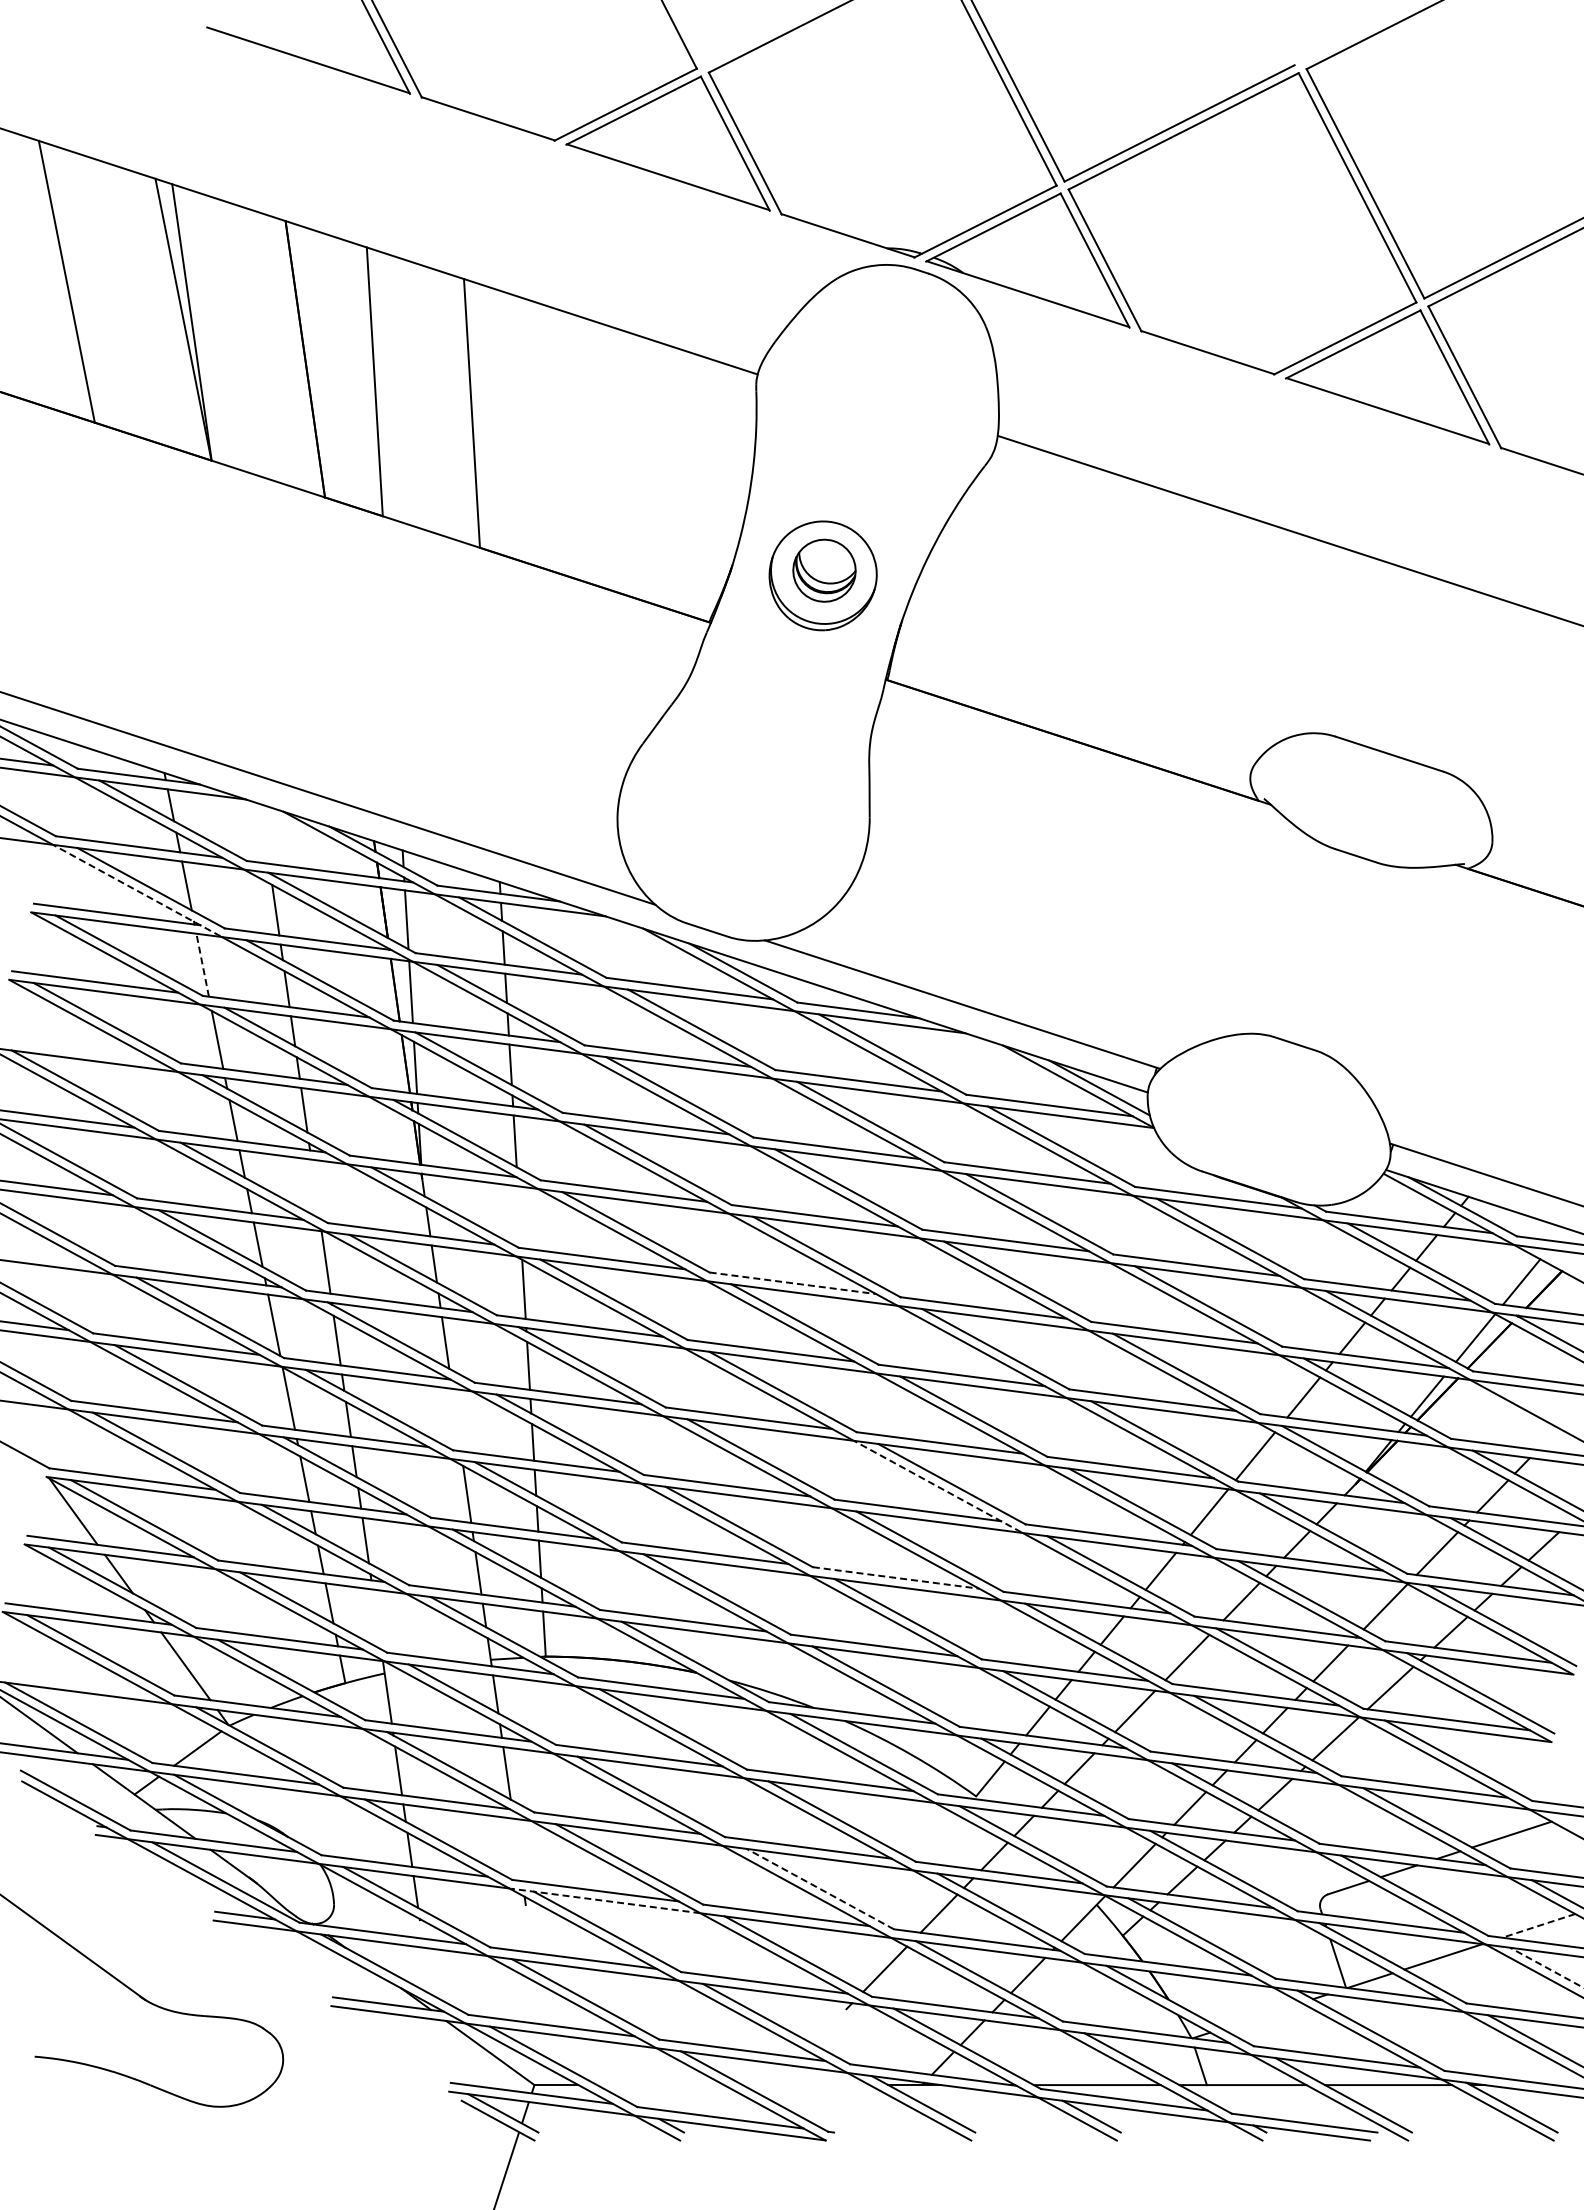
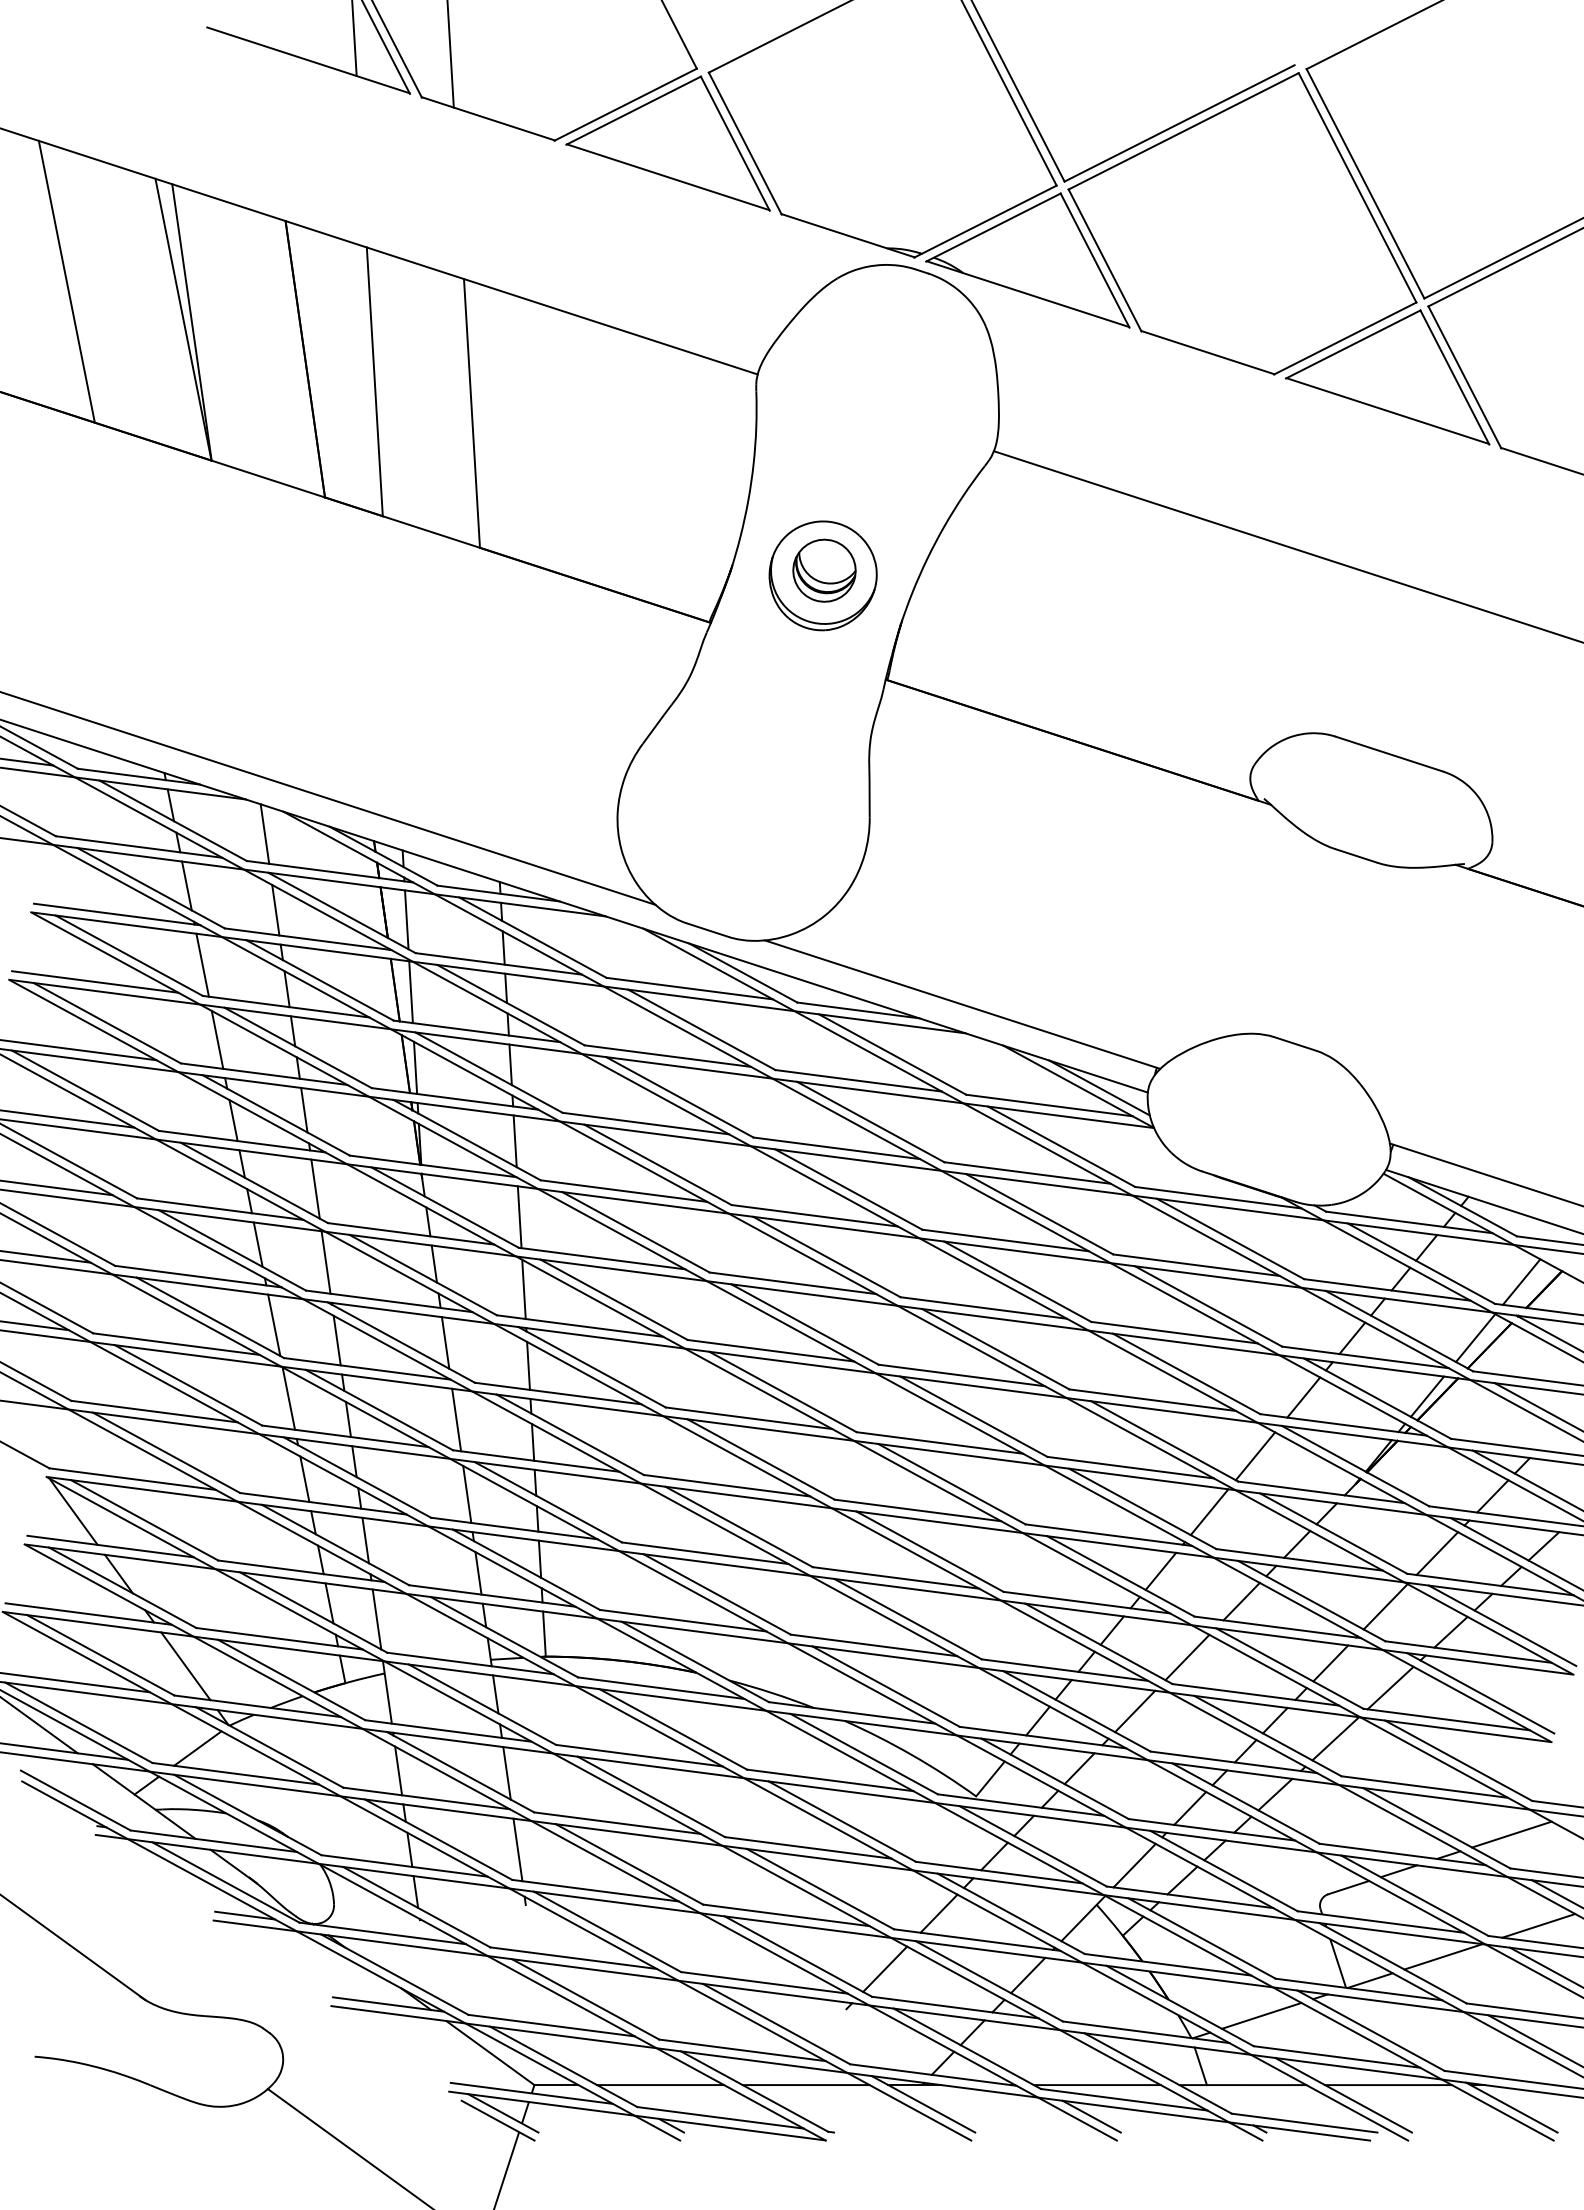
line: none -> present (354, 39)
line: none -> present (450, 54)
line position: (1289, 530) -> (1286, 546) (1286, 546)
line: none -> present (264, 833)
line: dashed -> solid (136, 890)
line: dashed -> solid (202, 964)
line: none -> present (79, 1050)
line: none -> present (315, 1188)
line: none -> present (519, 1217)
line: none -> present (46, 1256)
line: dashed -> solid (792, 1283)
line: none -> present (1537, 1406)
line: none -> present (456, 1419)
line: dashed -> solid (937, 1486)
line: dashed -> solid (896, 1577)
line: none -> present (376, 1619)
line: none -> present (76, 1682)
line: none -> present (517, 1849)
line: dashed -> solid (820, 1889)
line: dashed -> solid (605, 1900)
line: dashed -> solid (1538, 1926)
line: dashed -> solid (1546, 1967)
line: none -> present (1261, 2015)
line: none -> present (660, 2085)
line: none -> present (805, 2085)
line: none -> present (348, 2147)
